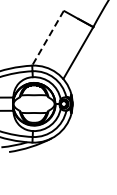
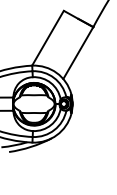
line: dashed -> solid (48, 38)
